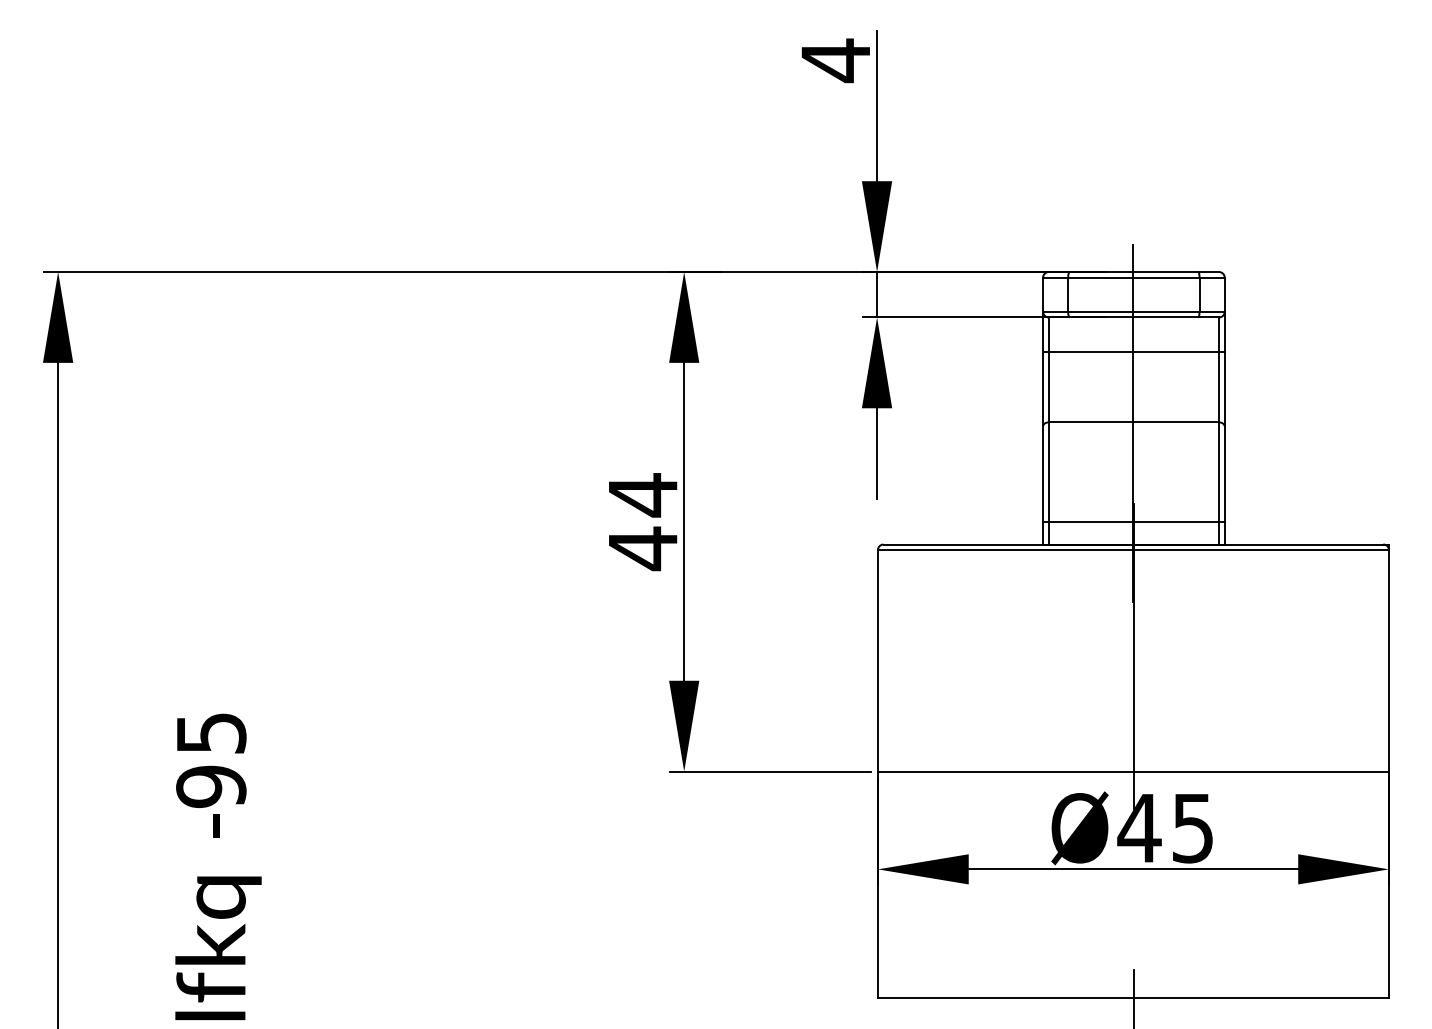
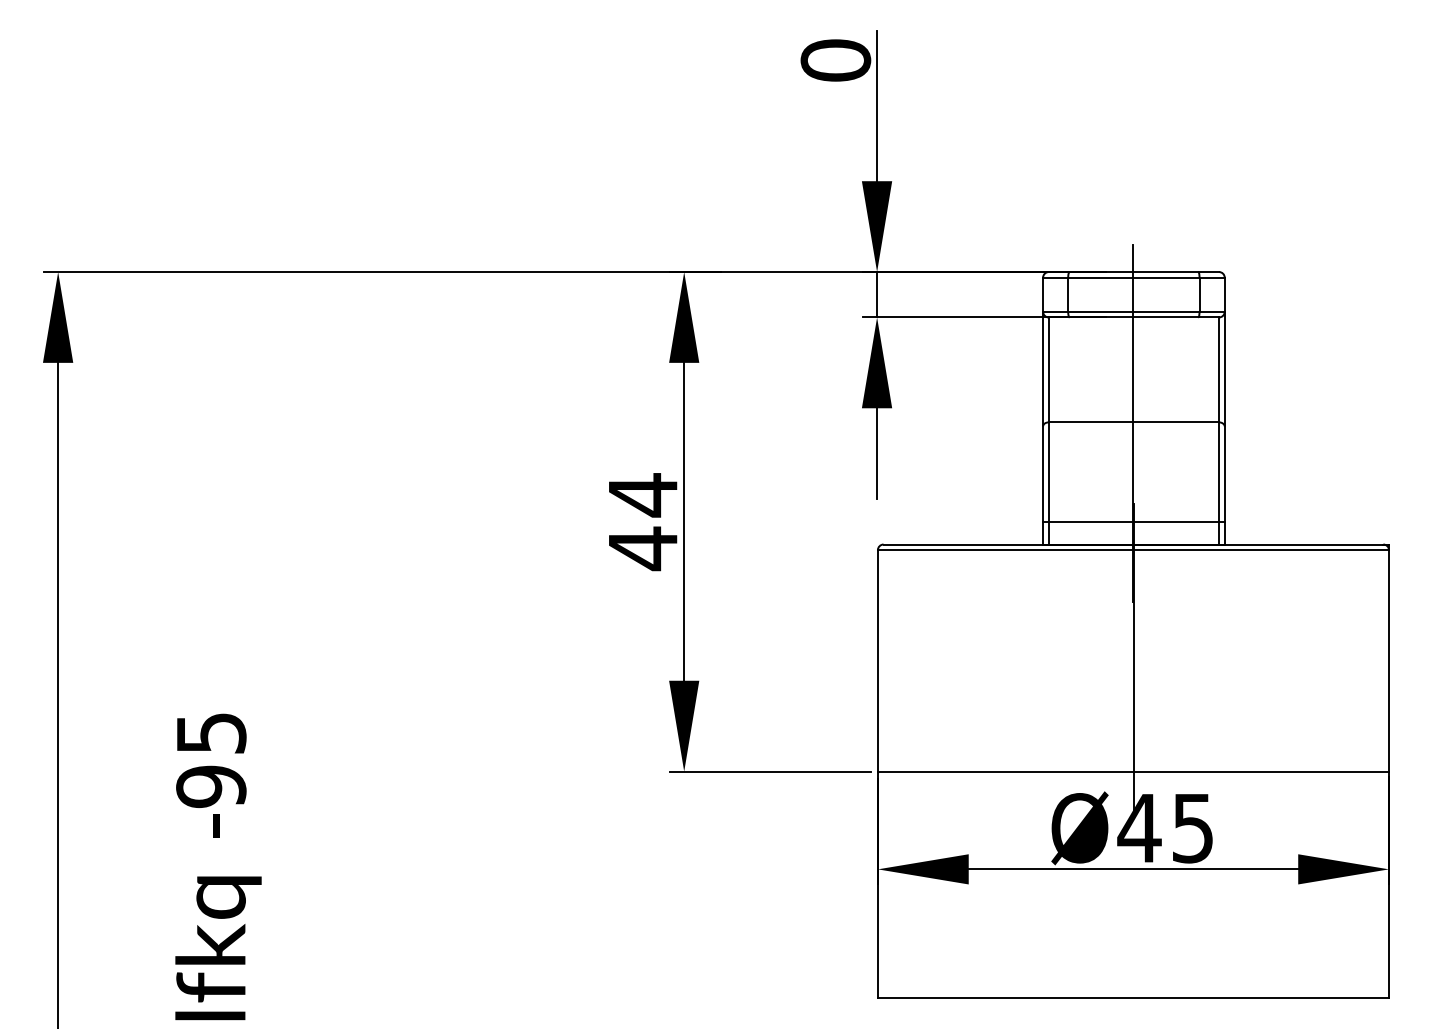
text: 4 -> 0 (835, 60)
line: present -> none (1133, 351)
line: present -> none (1134, 997)
